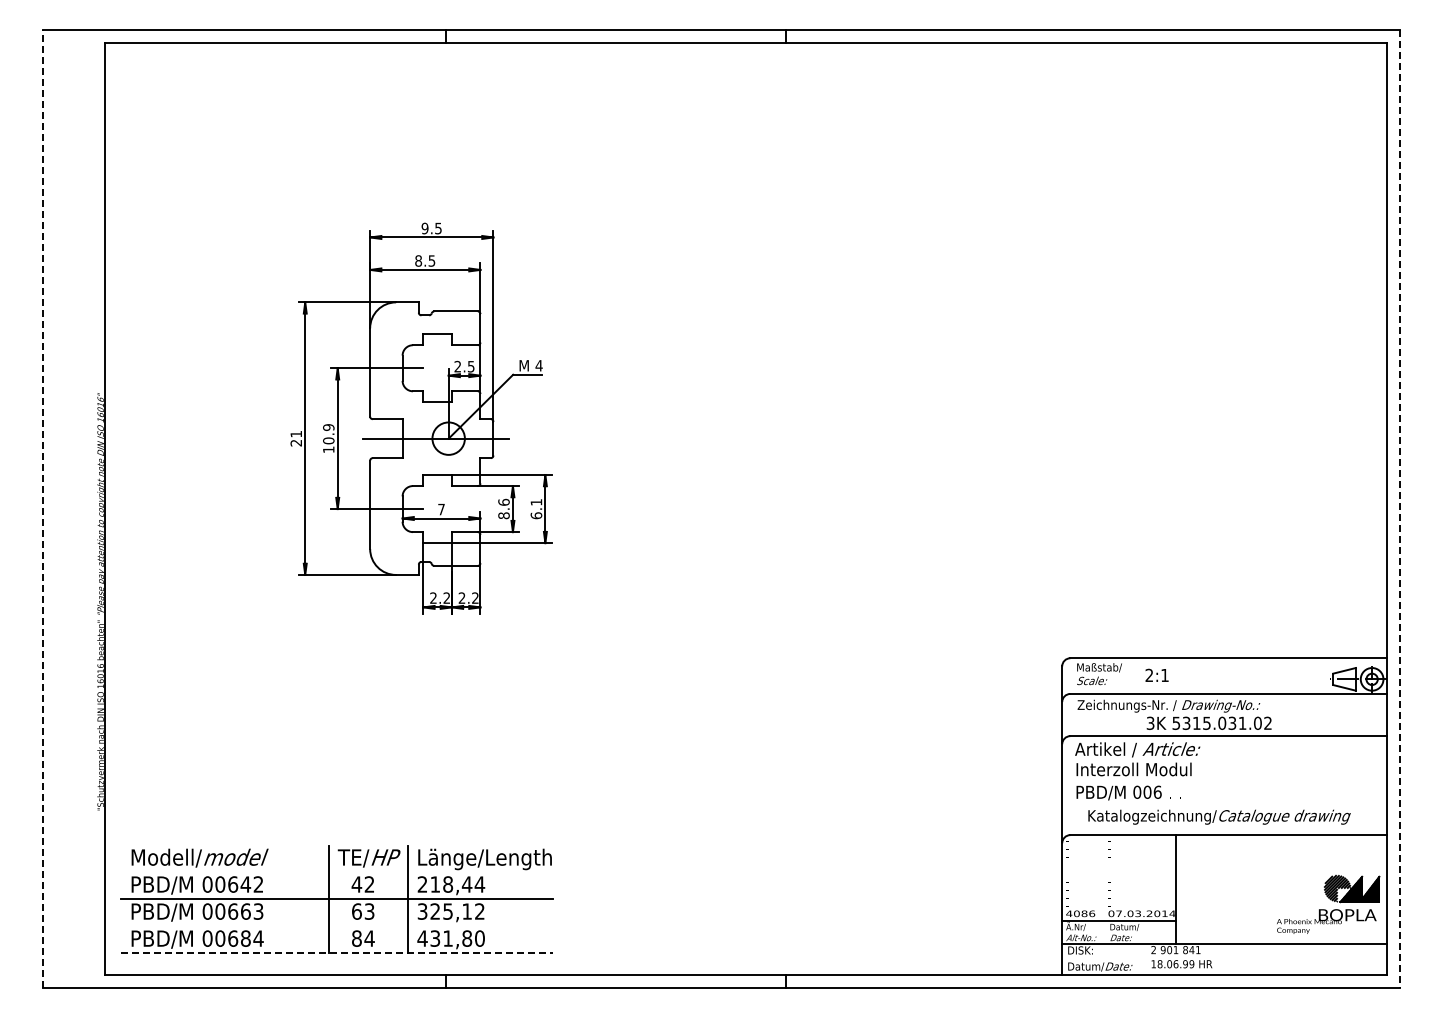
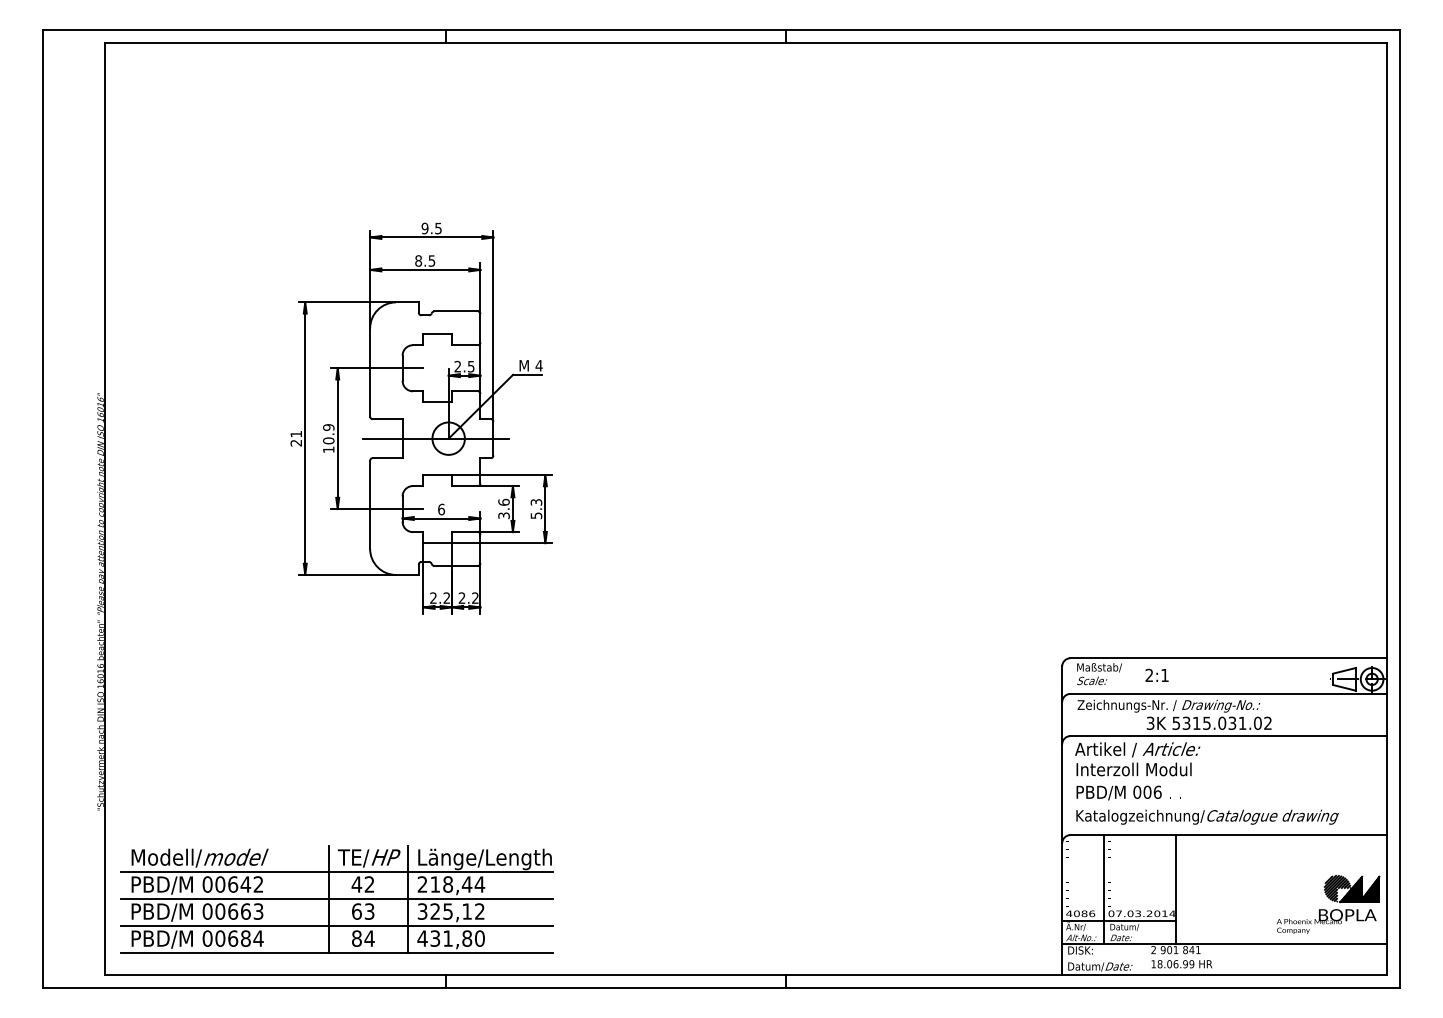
line: dashed -> solid (43, 509)
text: 7 -> 6 (441, 509)
text: 6.1 -> 5.3 (536, 509)
line: dashed -> solid (1399, 509)
text: 8.6 -> 3.6 (503, 515)
text position: (1219, 816) -> (1207, 816) (1207, 816)
line: none -> present (336, 872)
line: none -> present (1104, 889)
line: none -> present (336, 926)
line: dashed -> solid (336, 953)
